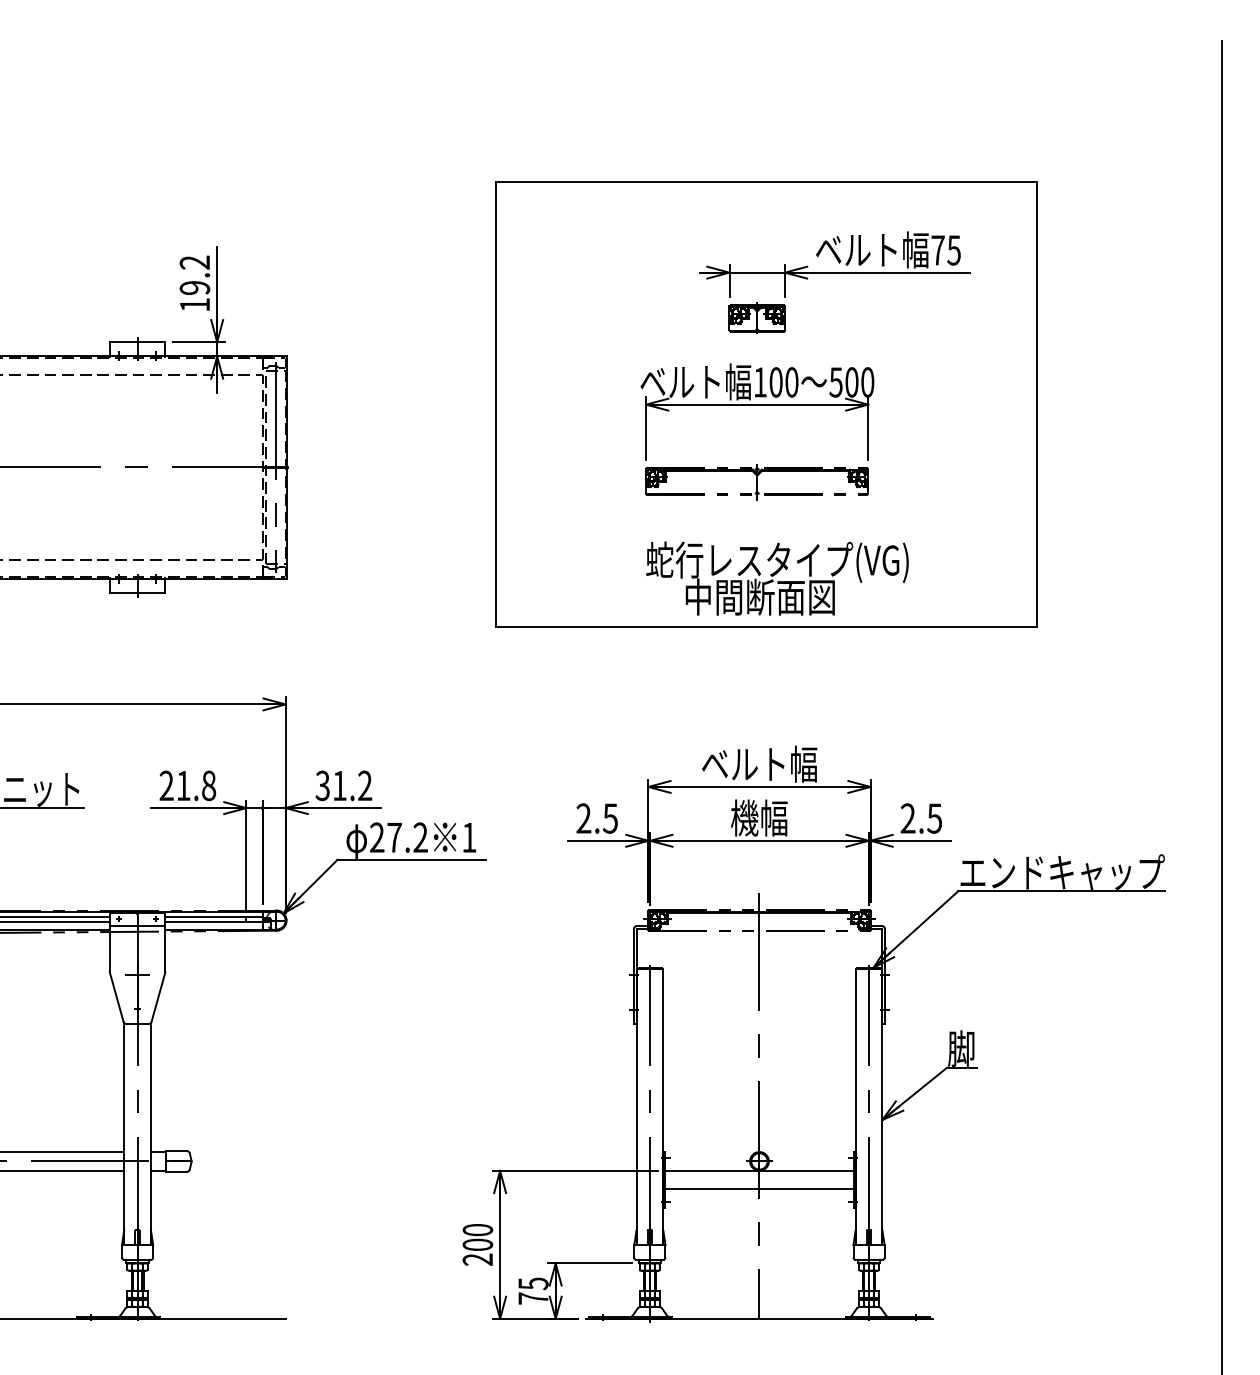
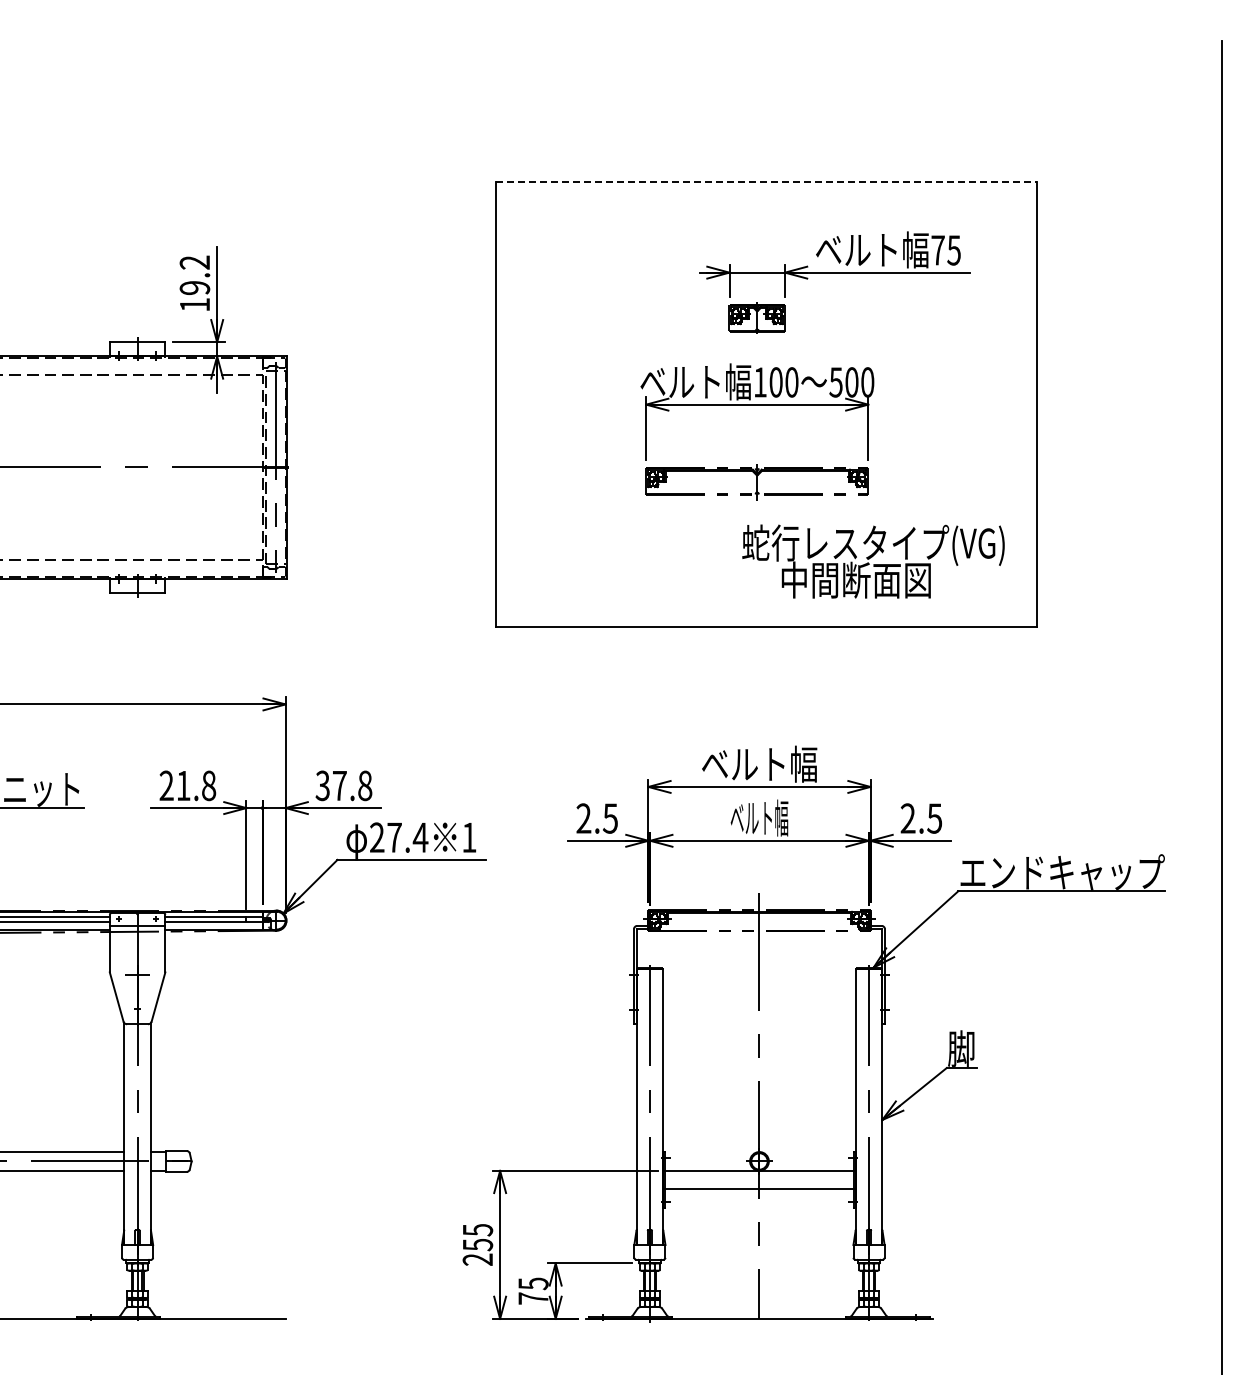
line: solid -> dashed (766, 182)
text position: (777, 578) -> (873, 561) (873, 561)
text: 31.2 -> 37.8 (352, 785)
text: 機幅 -> ベルト幅 (759, 817)
text: 27.2 -> 27.4 (420, 837)
text: 200 -> 255 (477, 1237)
